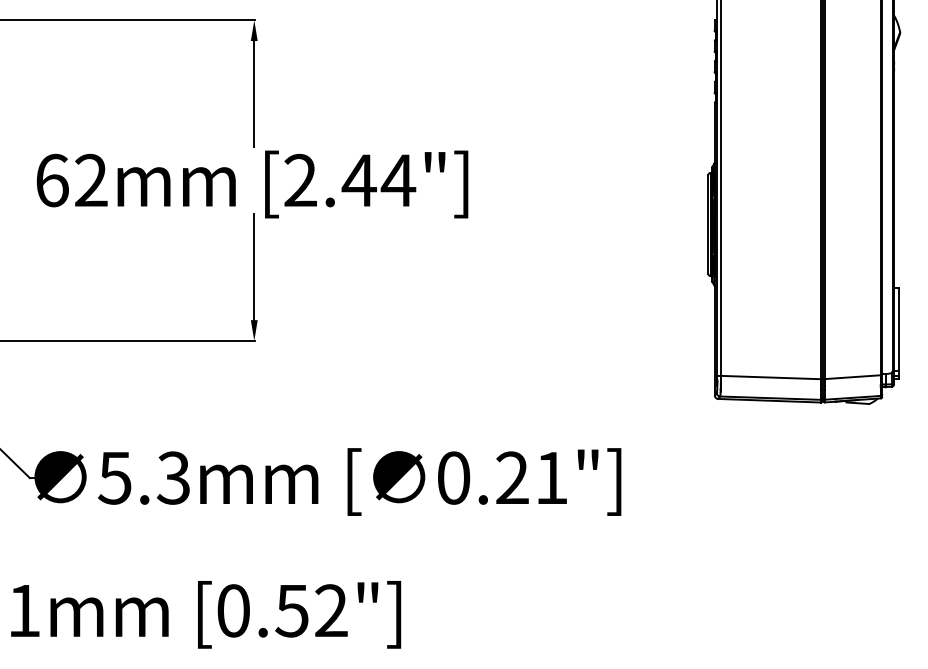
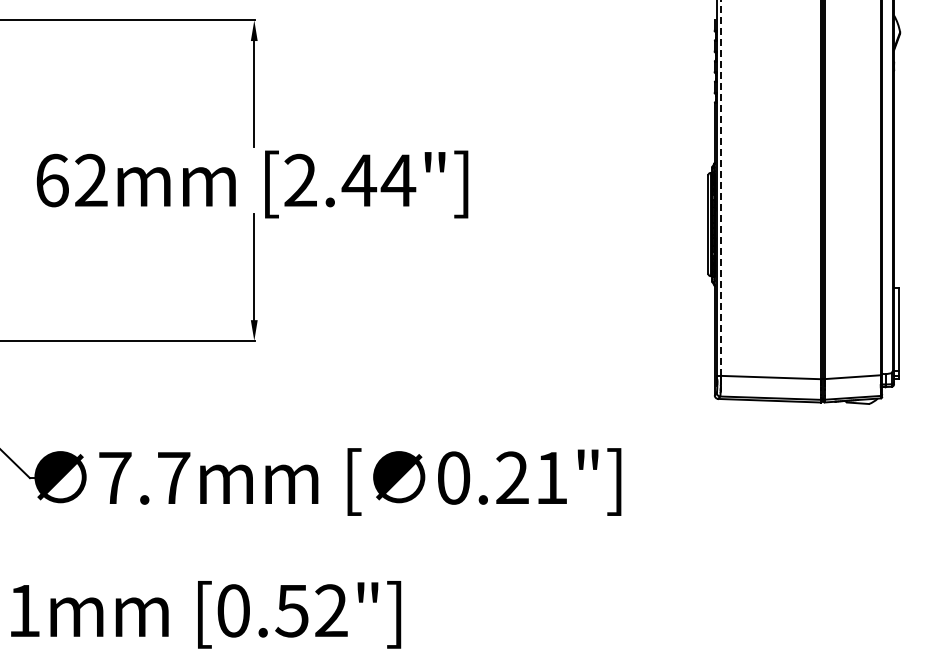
line: solid -> dashed (721, 188)
text: 5.3mm -> 7.7mm (144, 477)
